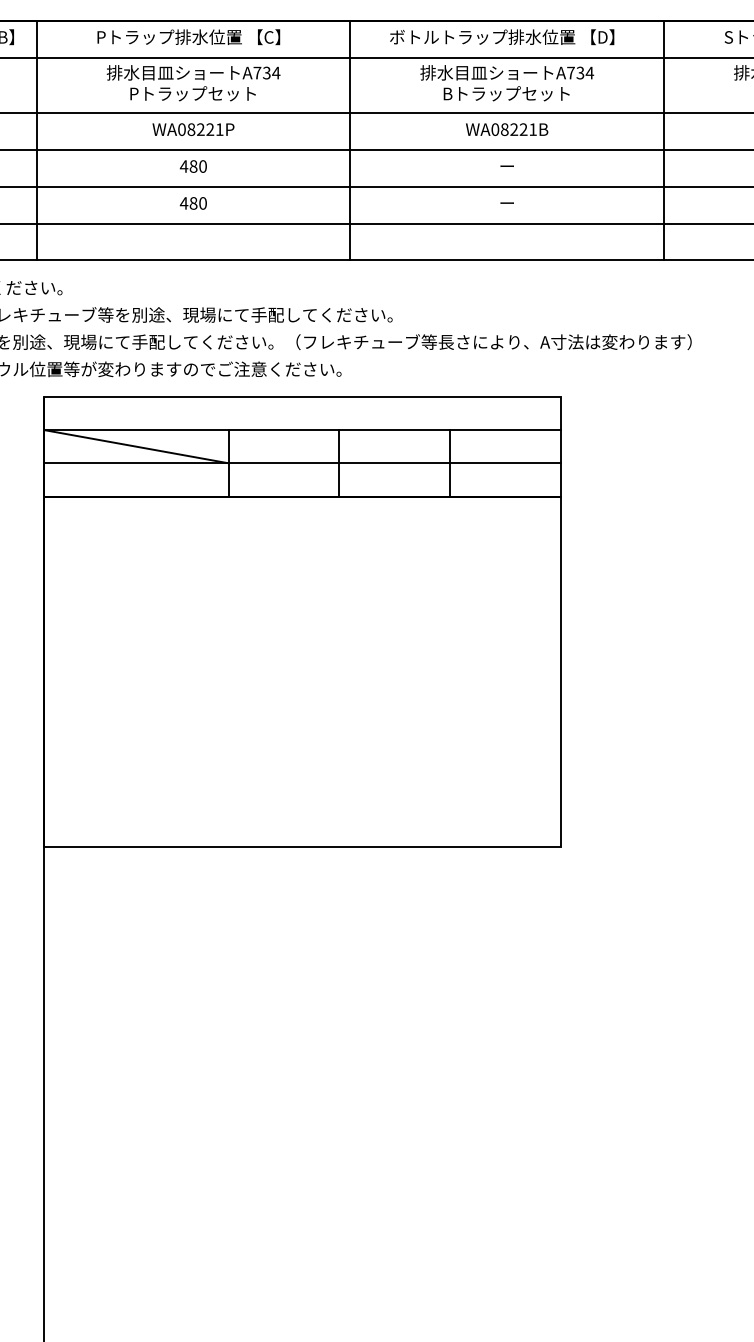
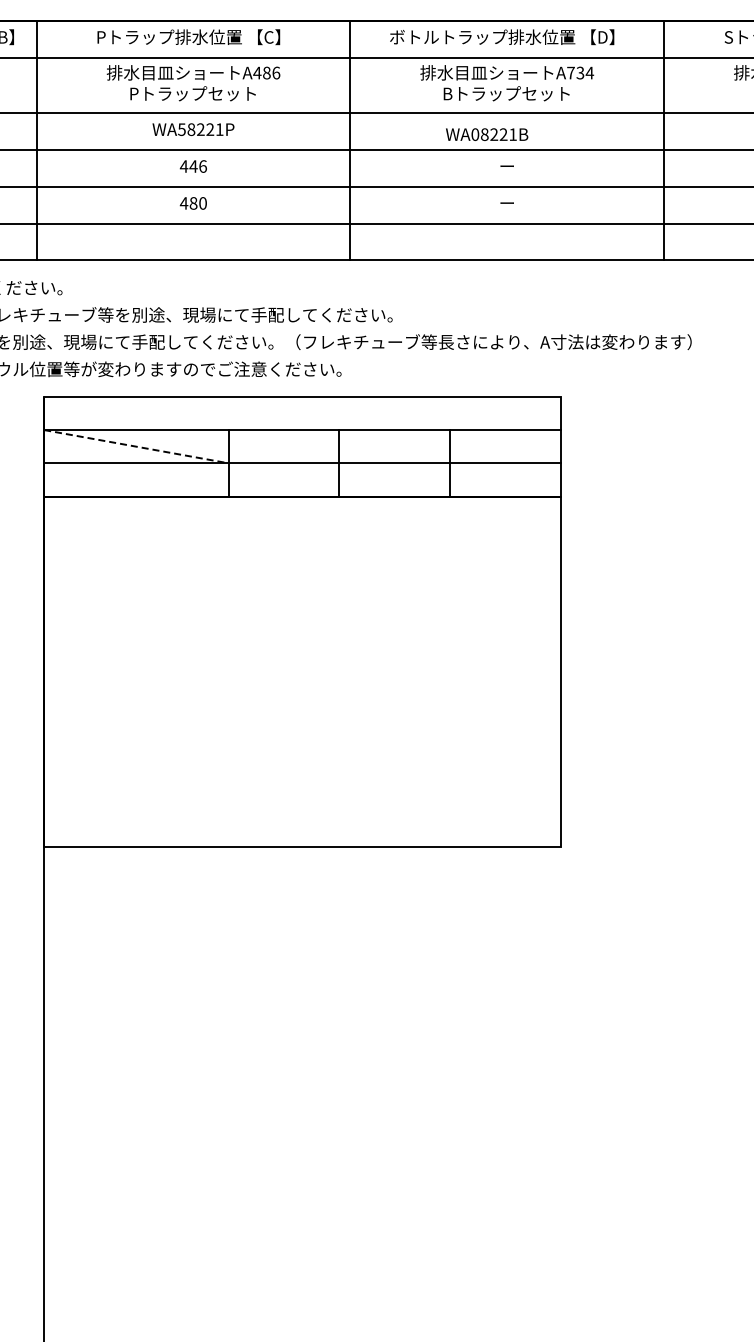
text: A734 -> A486 (266, 72)
text: WA08221P -> WA58221P (181, 129)
text position: (507, 129) -> (487, 134) (487, 134)
text: 480 -> 446 (197, 166)
line: solid -> dashed (136, 446)
